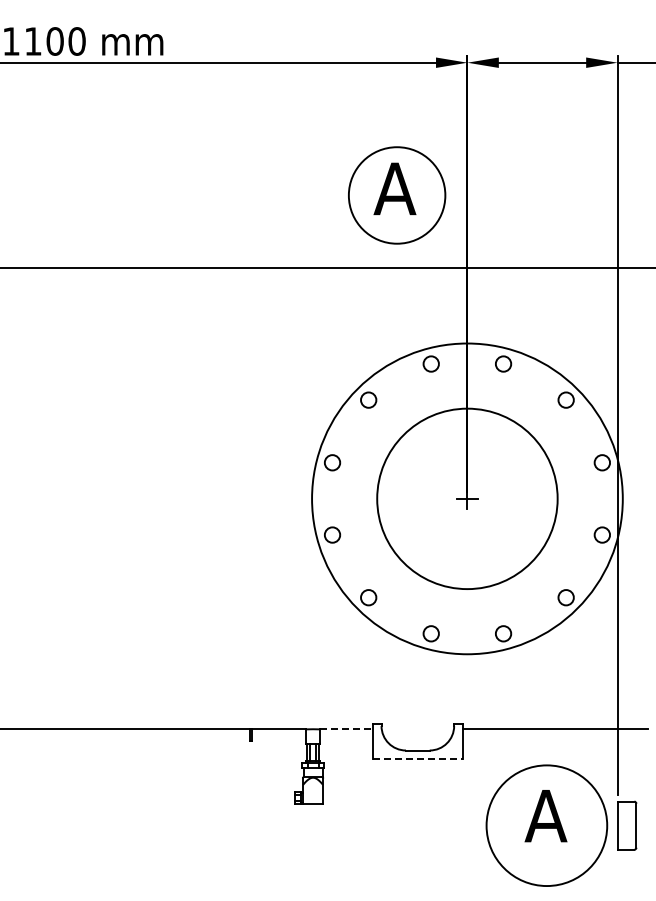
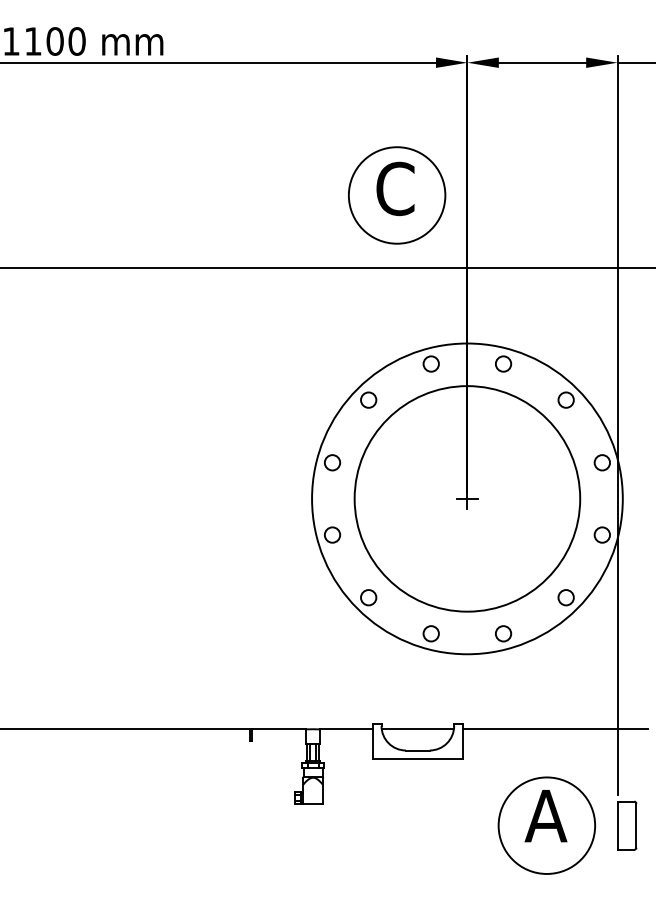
text: A -> C (394, 188)
circle diameter: 180 px -> 226 px (467, 498)
line: dashed -> solid (346, 729)
line: none -> present (417, 729)
line: dashed -> solid (417, 758)
circle diameter: 121 px -> 97 px (546, 825)
